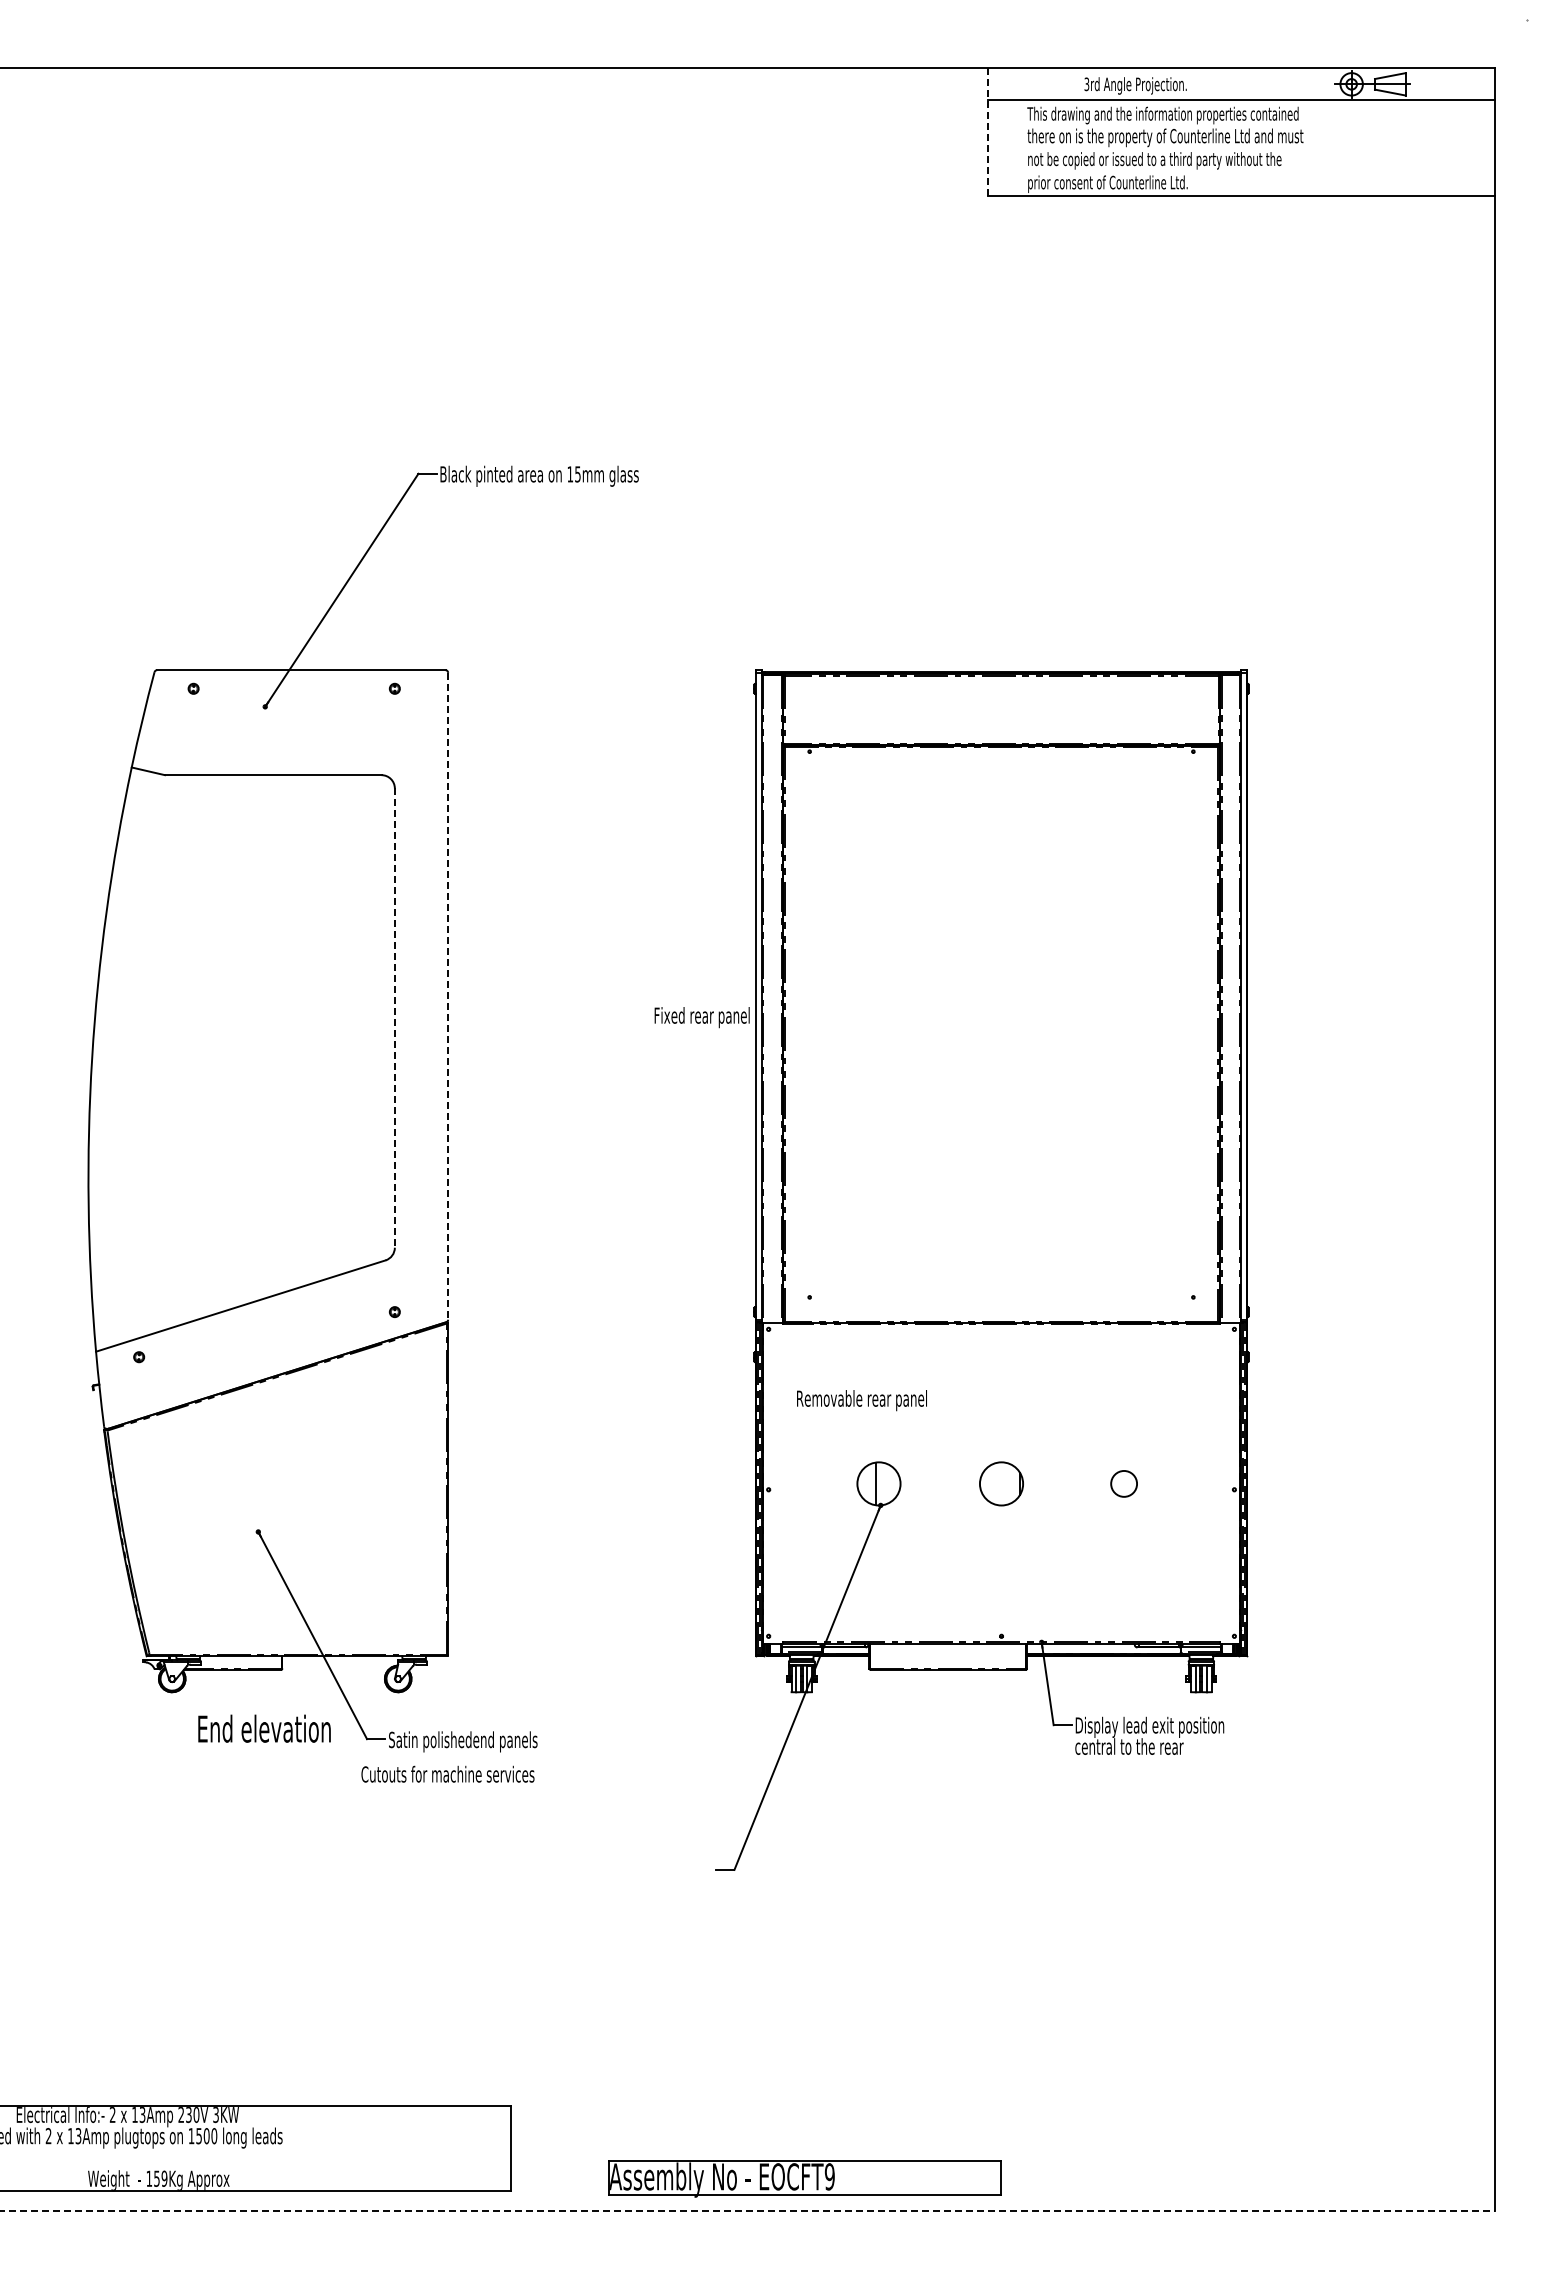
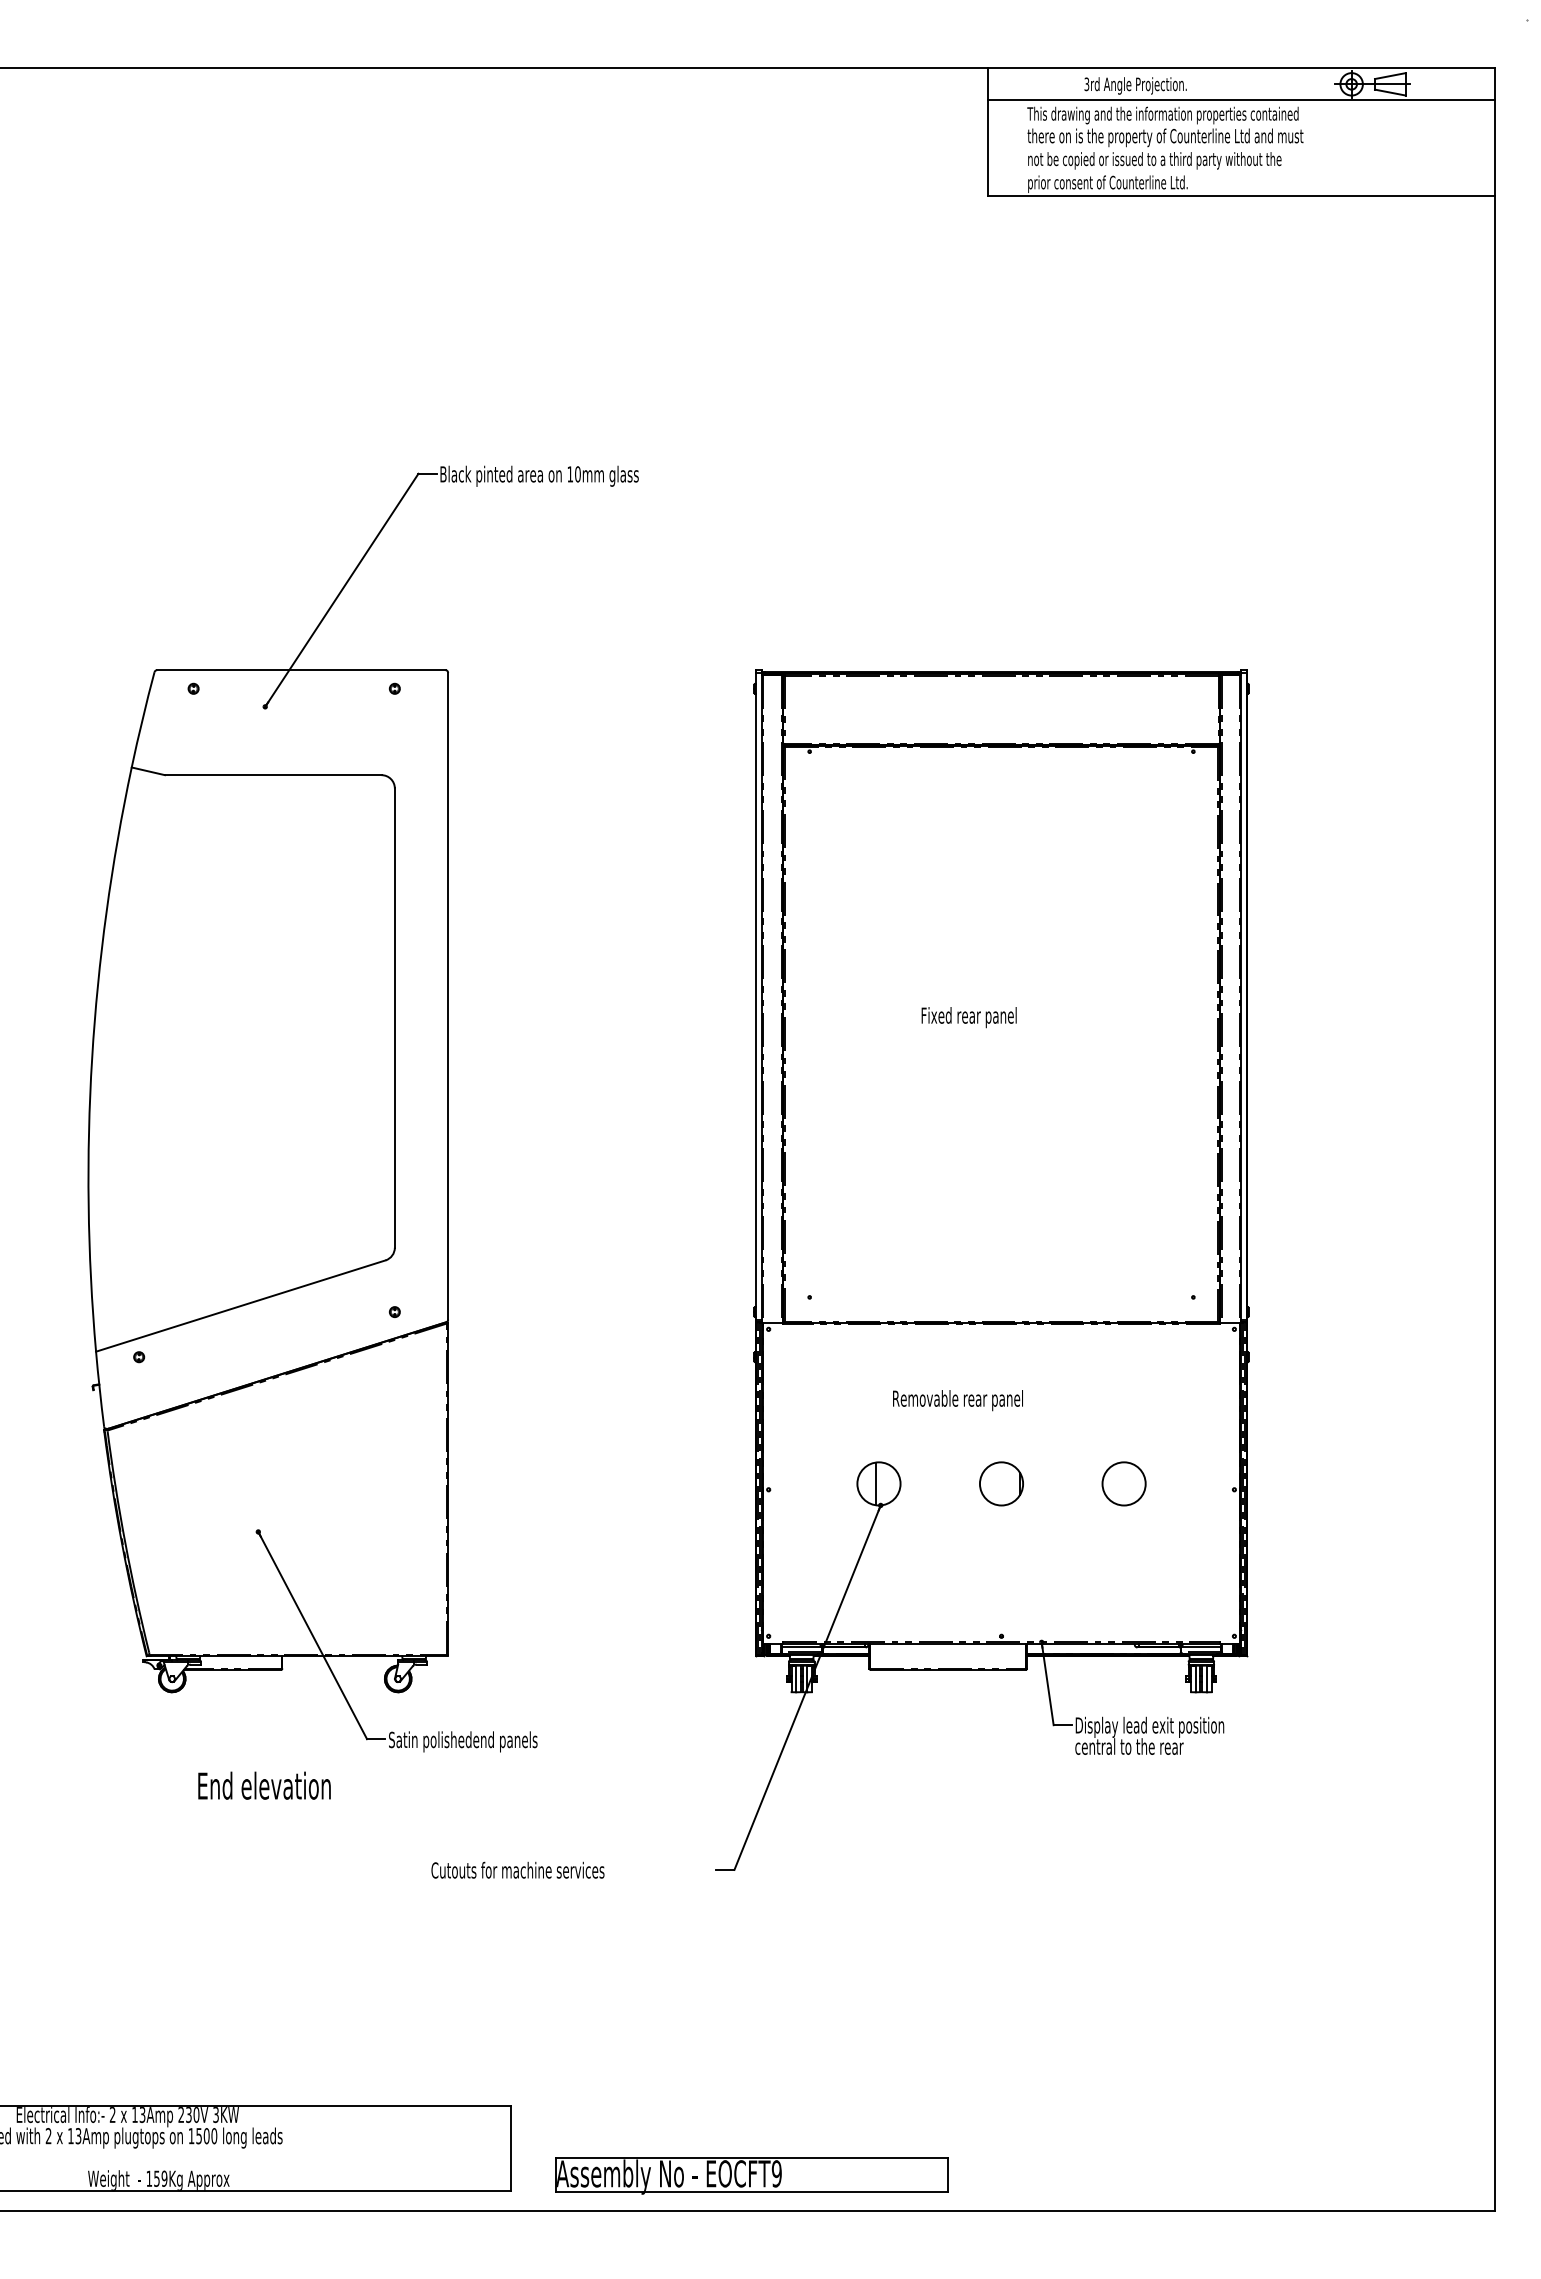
line: dashed -> solid (988, 132)
text: 15mm -> 10mm (577, 474)
line: dashed -> solid (448, 996)
text position: (701, 1017) -> (968, 1017) (968, 1017)
line: dashed -> solid (394, 1018)
text position: (861, 1400) -> (957, 1400) (957, 1400)
circle diameter: 26 px -> 43 px (1123, 1483)
text position: (264, 1728) -> (264, 1785) (264, 1785)
text position: (447, 1773) -> (517, 1869) (517, 1869)
part position: (804, 2178) -> (751, 2175) (751, 2175)
line: dashed -> solid (747, 2210)
